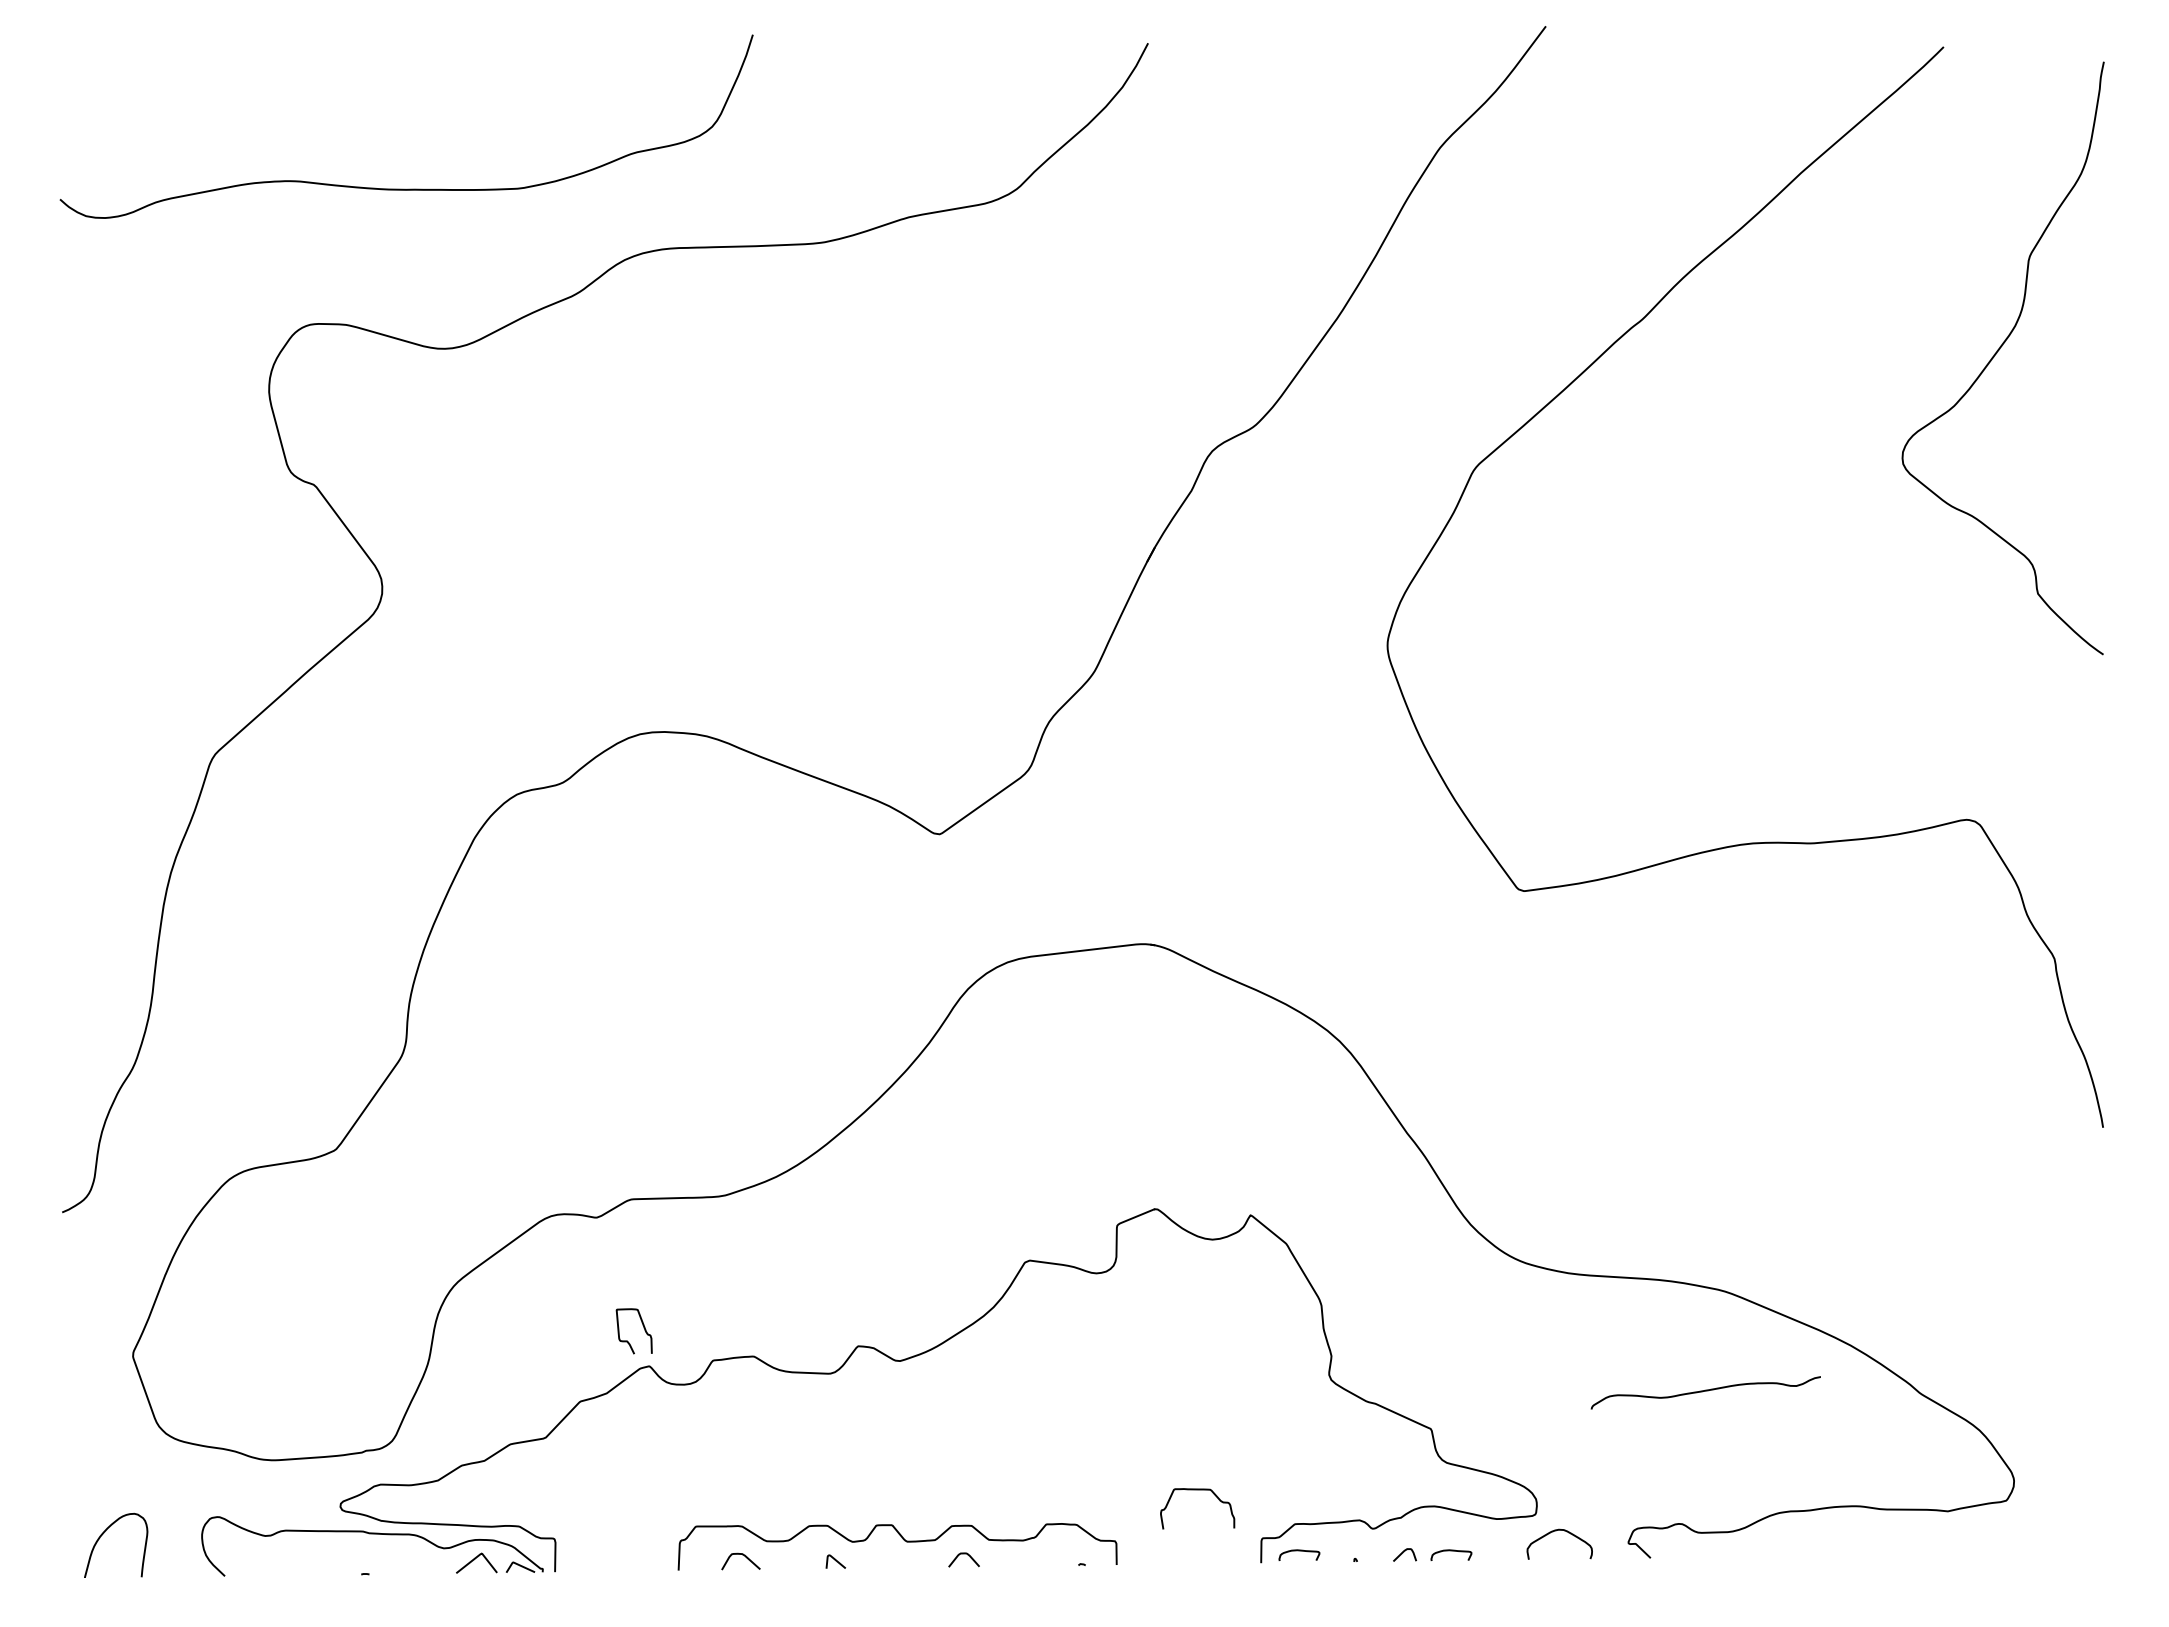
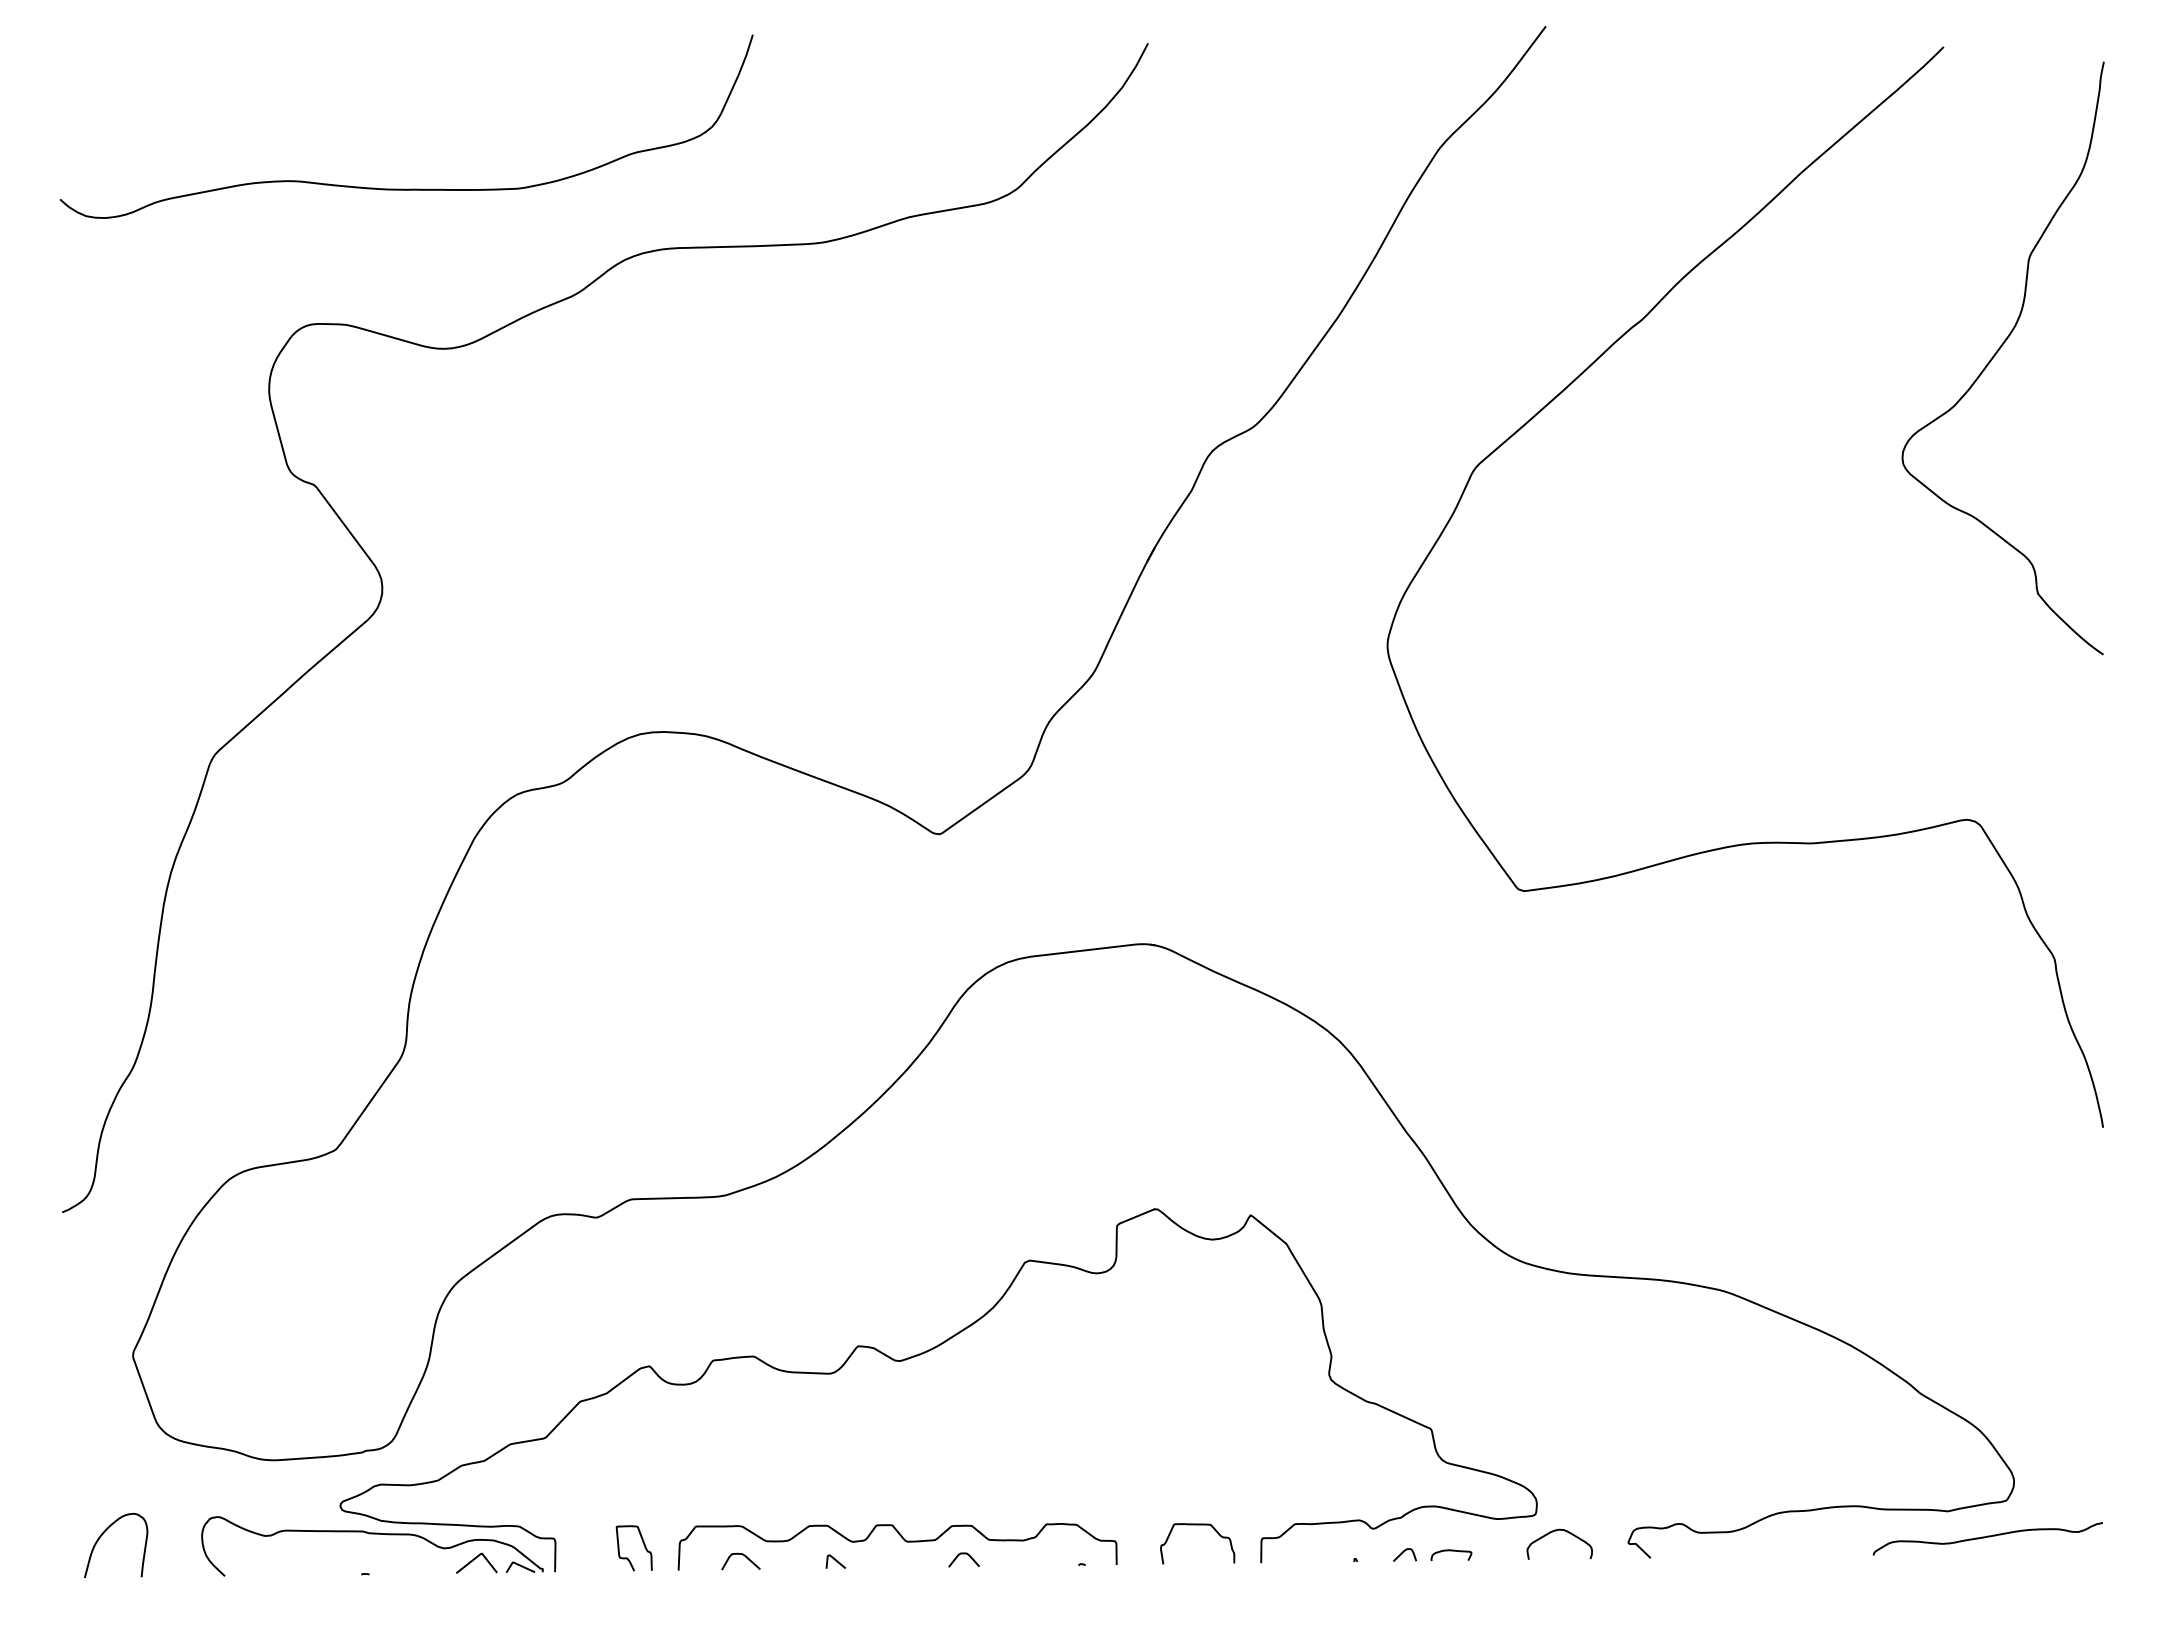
curve position: (643, 1328) -> (643, 1545) (643, 1545)
curve position: (1705, 1391) -> (1987, 1537) (1987, 1537)
curve position: (1197, 1490) -> (1197, 1525) (1197, 1525)
curve: present -> none (1299, 1551)
